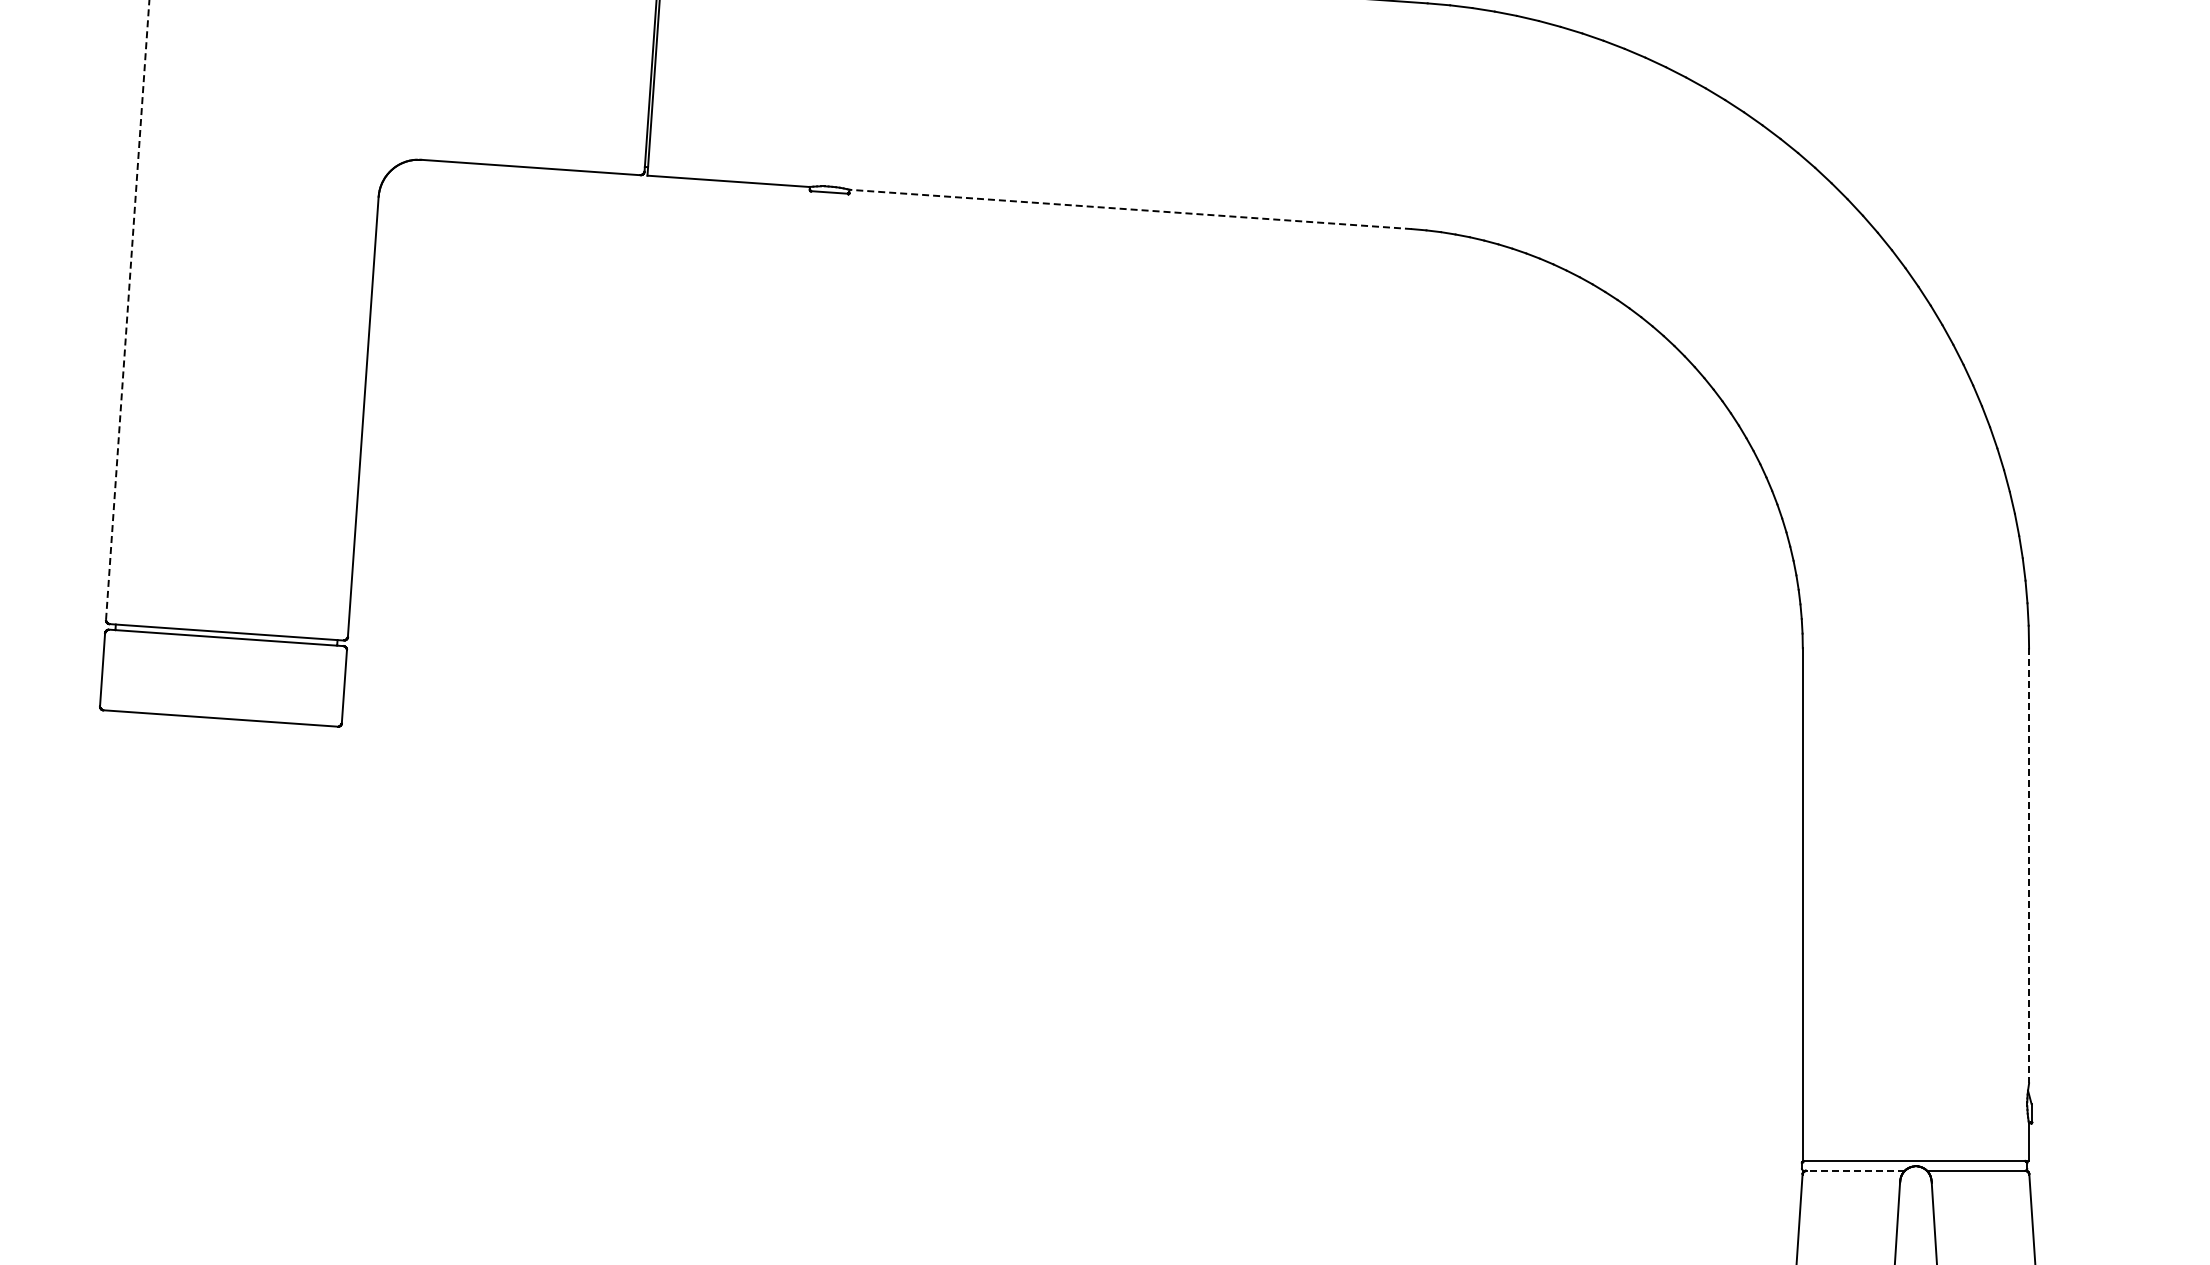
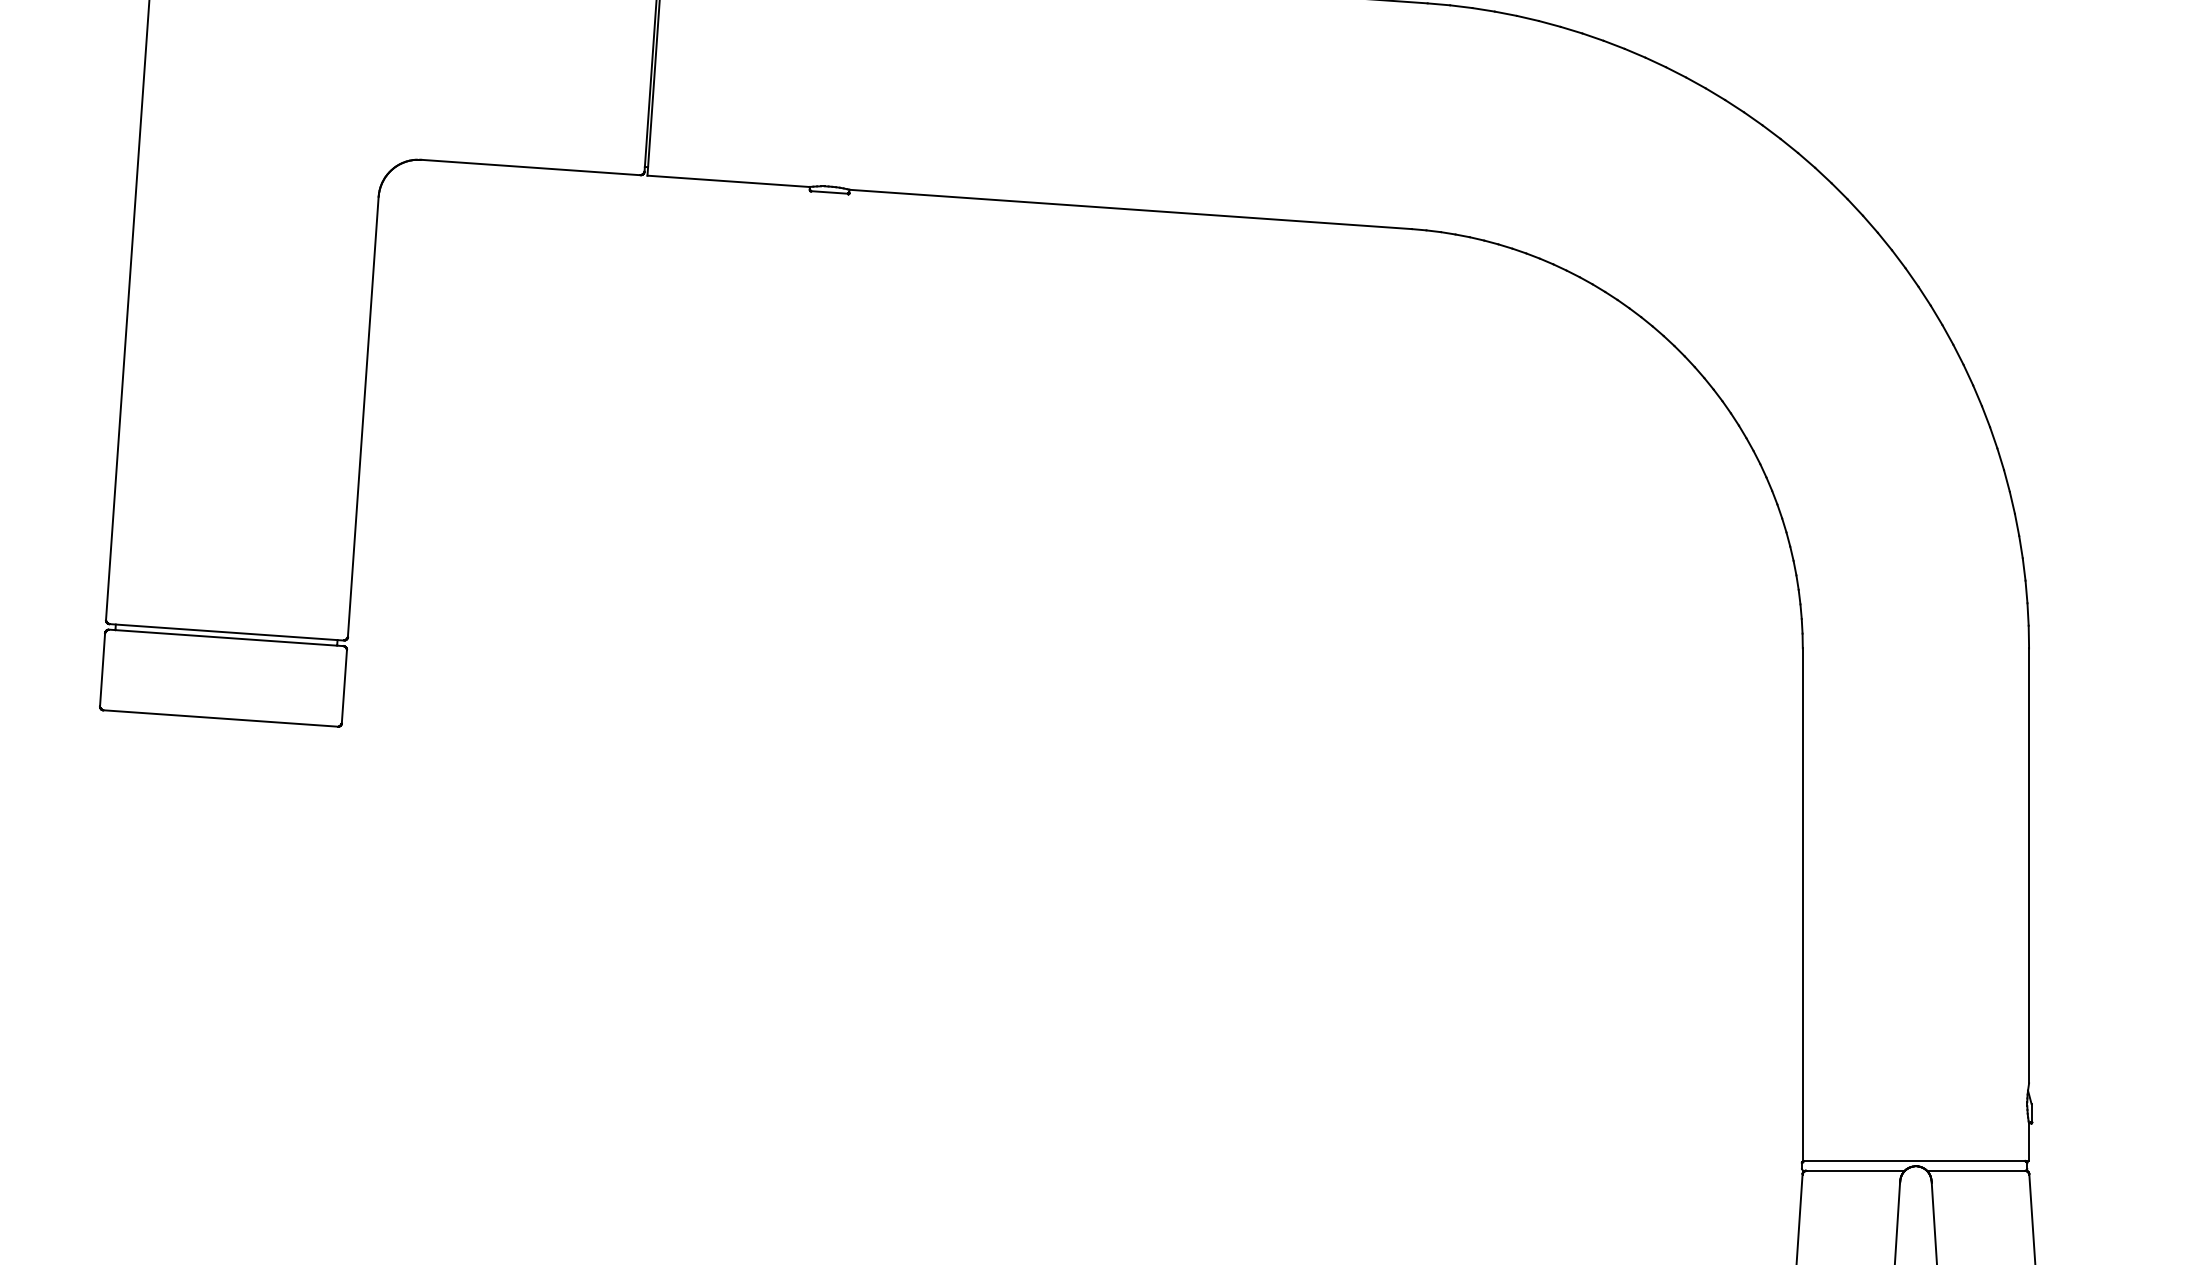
line: dashed -> solid (1130, 209)
line: dashed -> solid (127, 309)
line: dashed -> solid (2029, 865)
line: dashed -> solid (1855, 1170)
